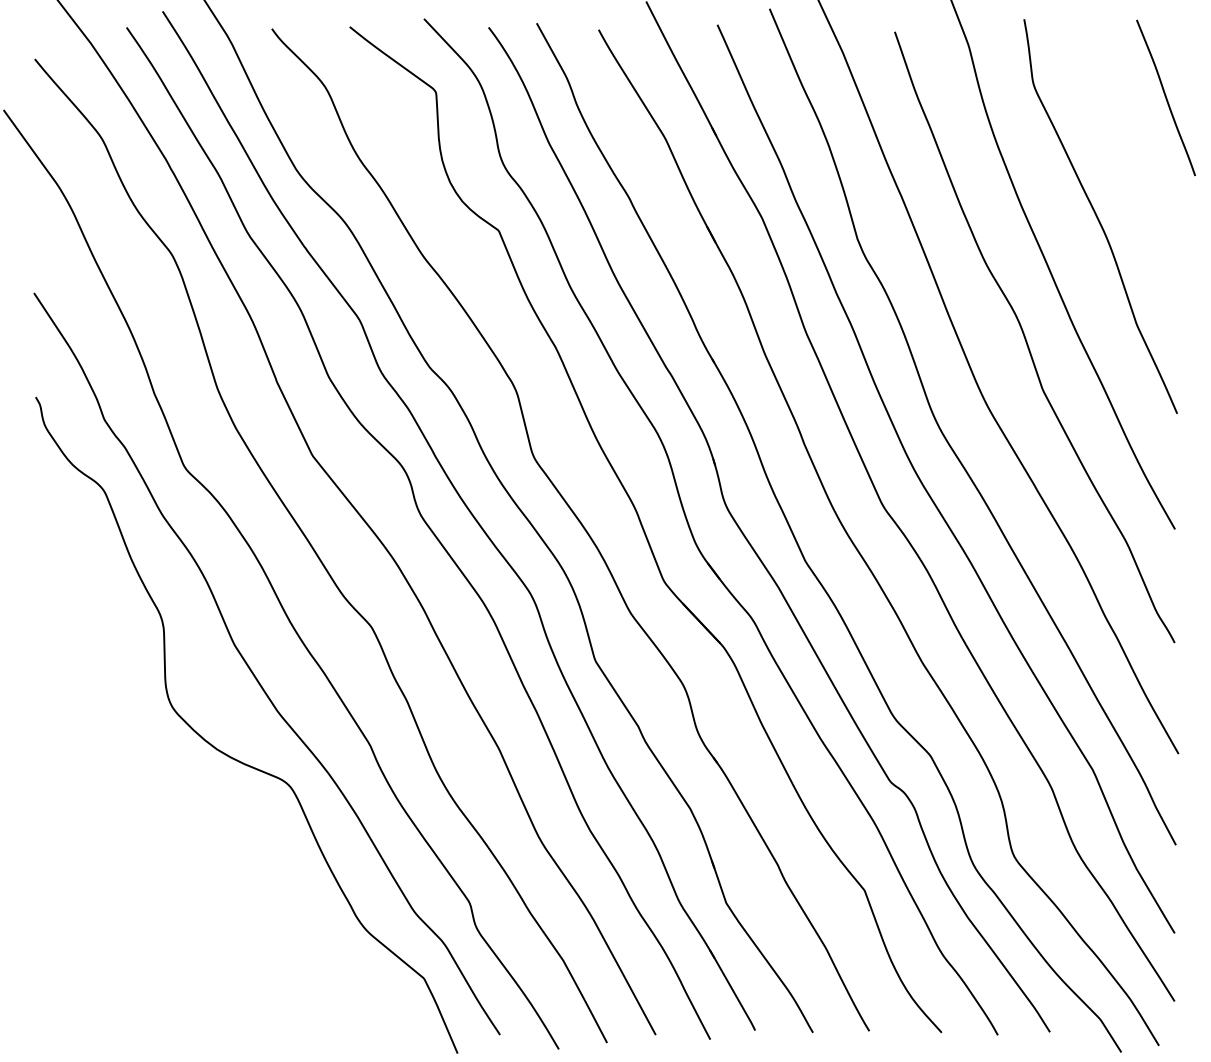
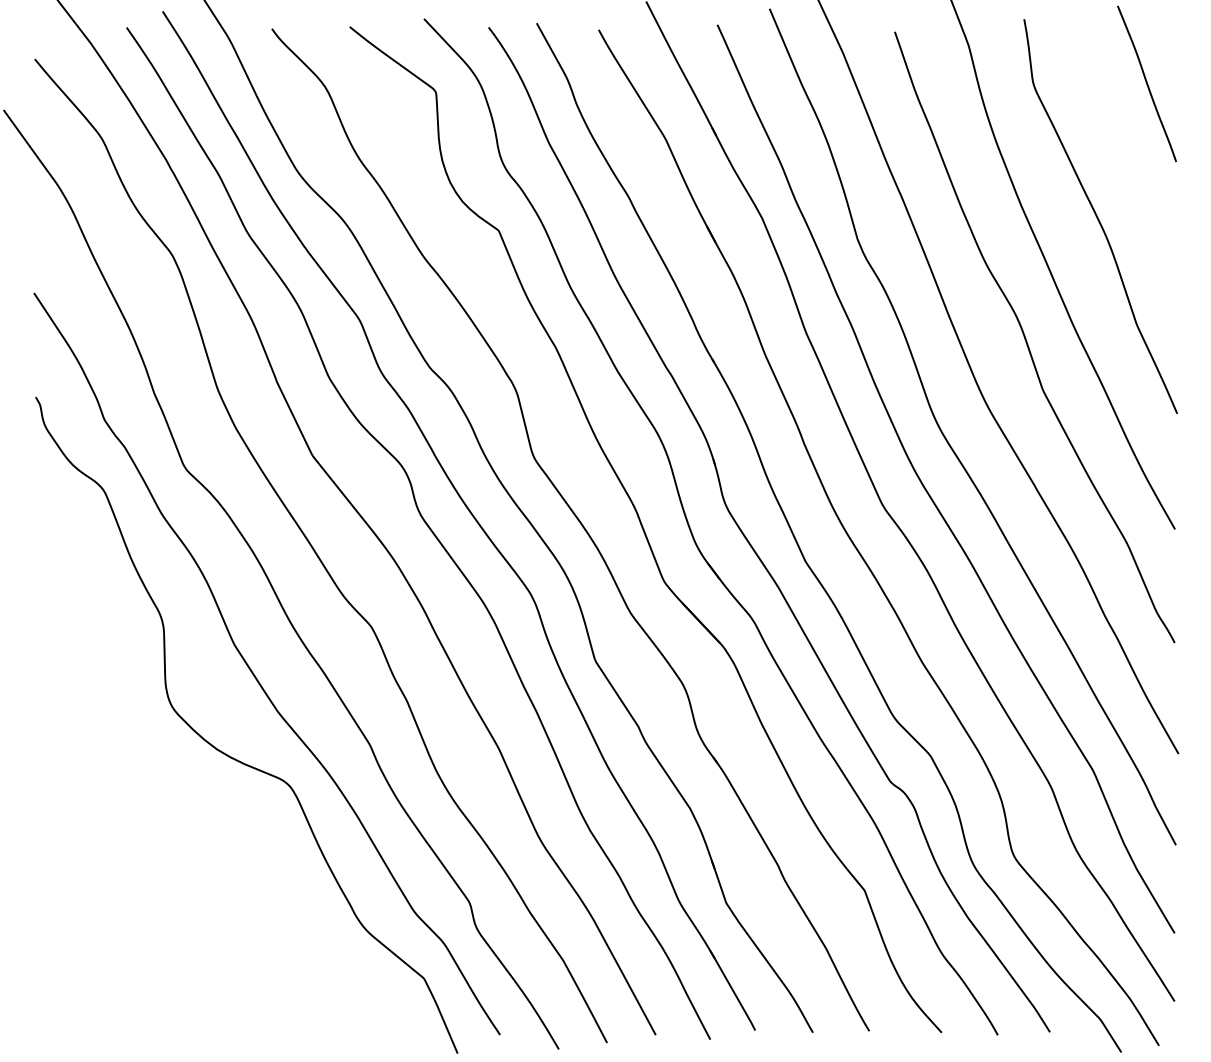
curve position: (1165, 97) -> (1146, 83) (1146, 83)
